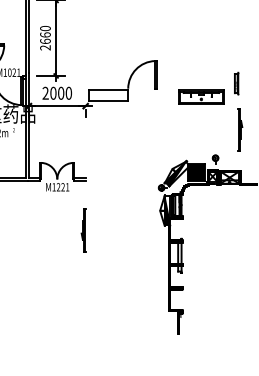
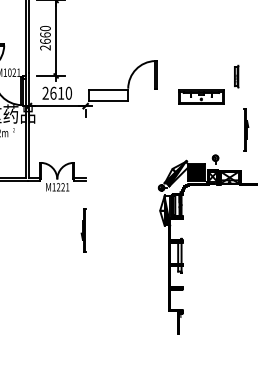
part position: (236, 83) -> (236, 76) (236, 76)
text: 2000 -> 2610 (57, 92)
part position: (240, 129) -> (246, 129) (246, 129)
